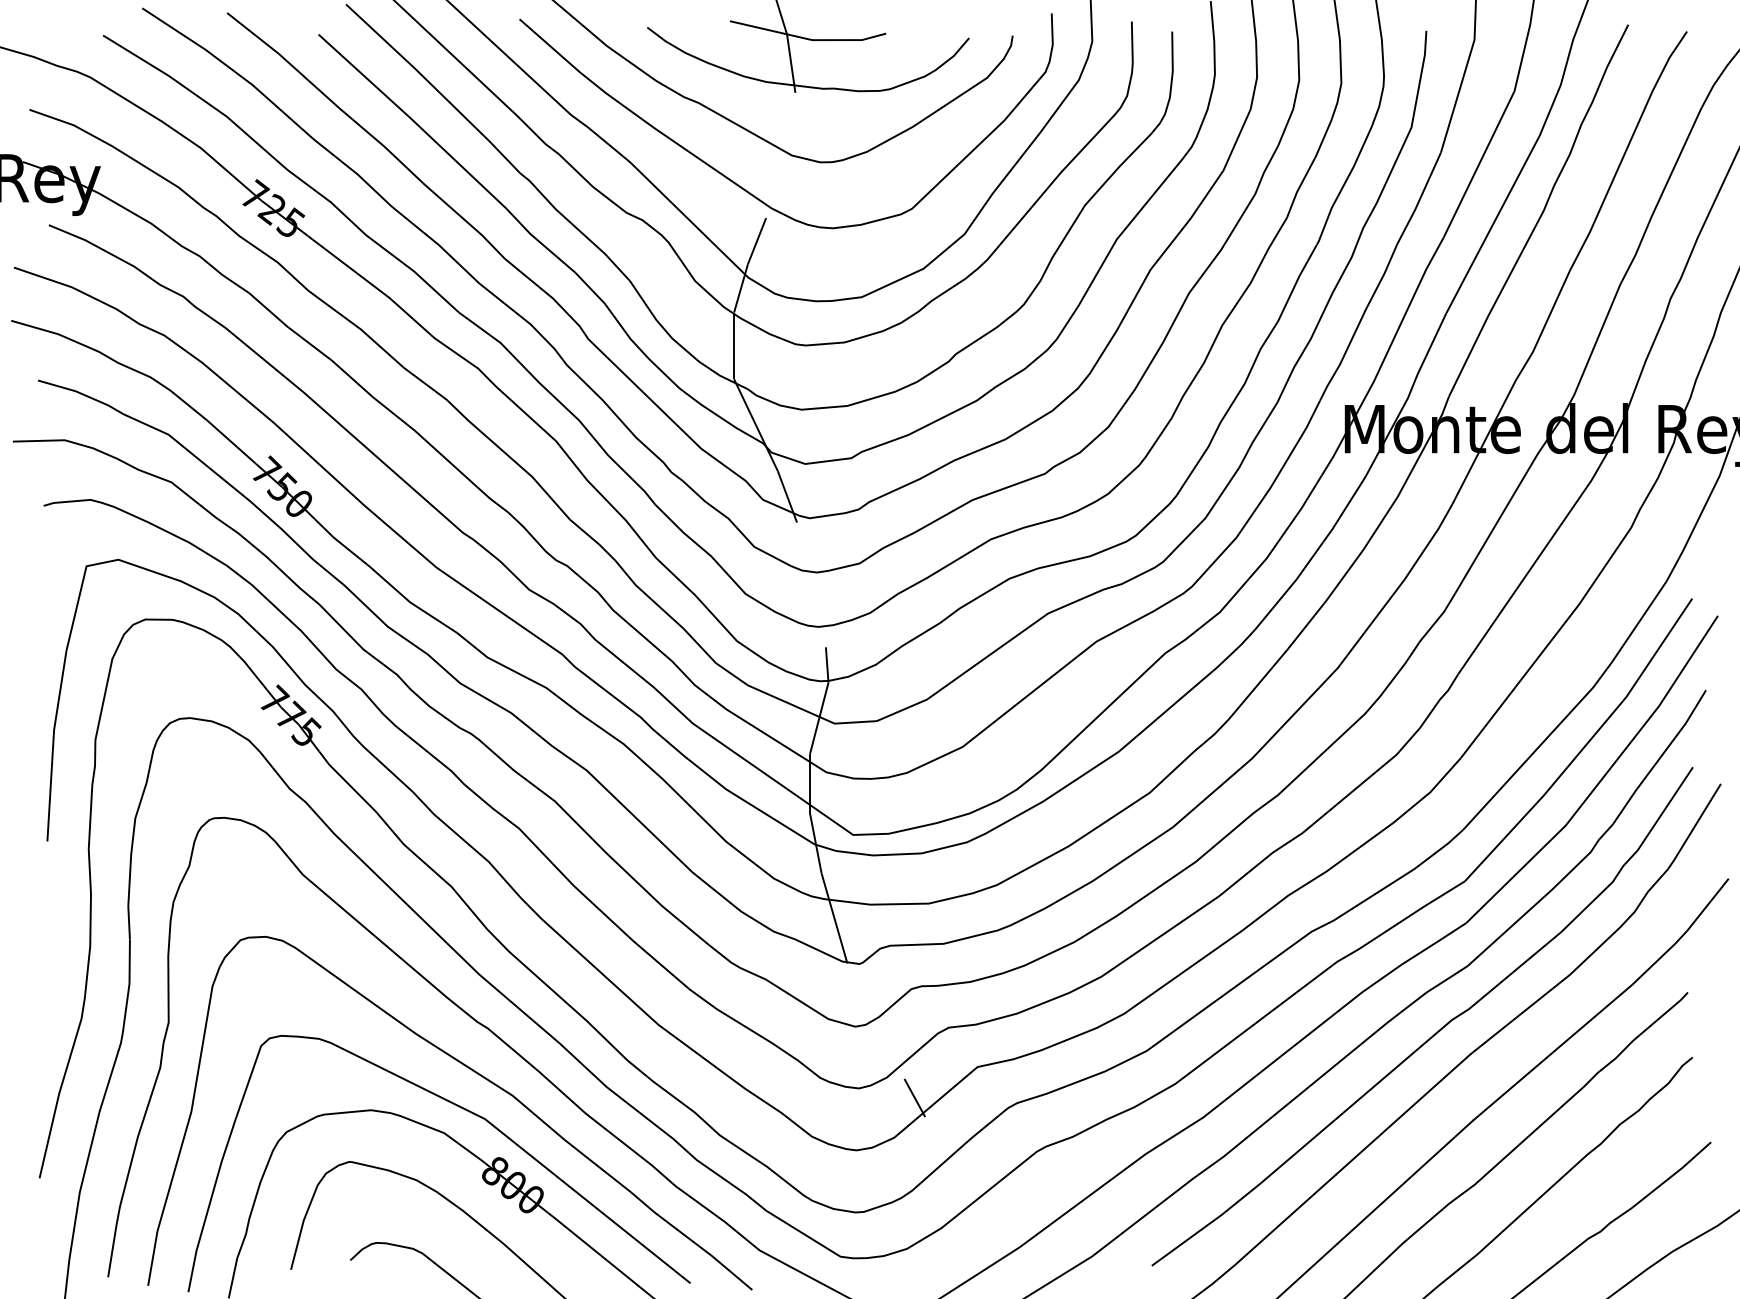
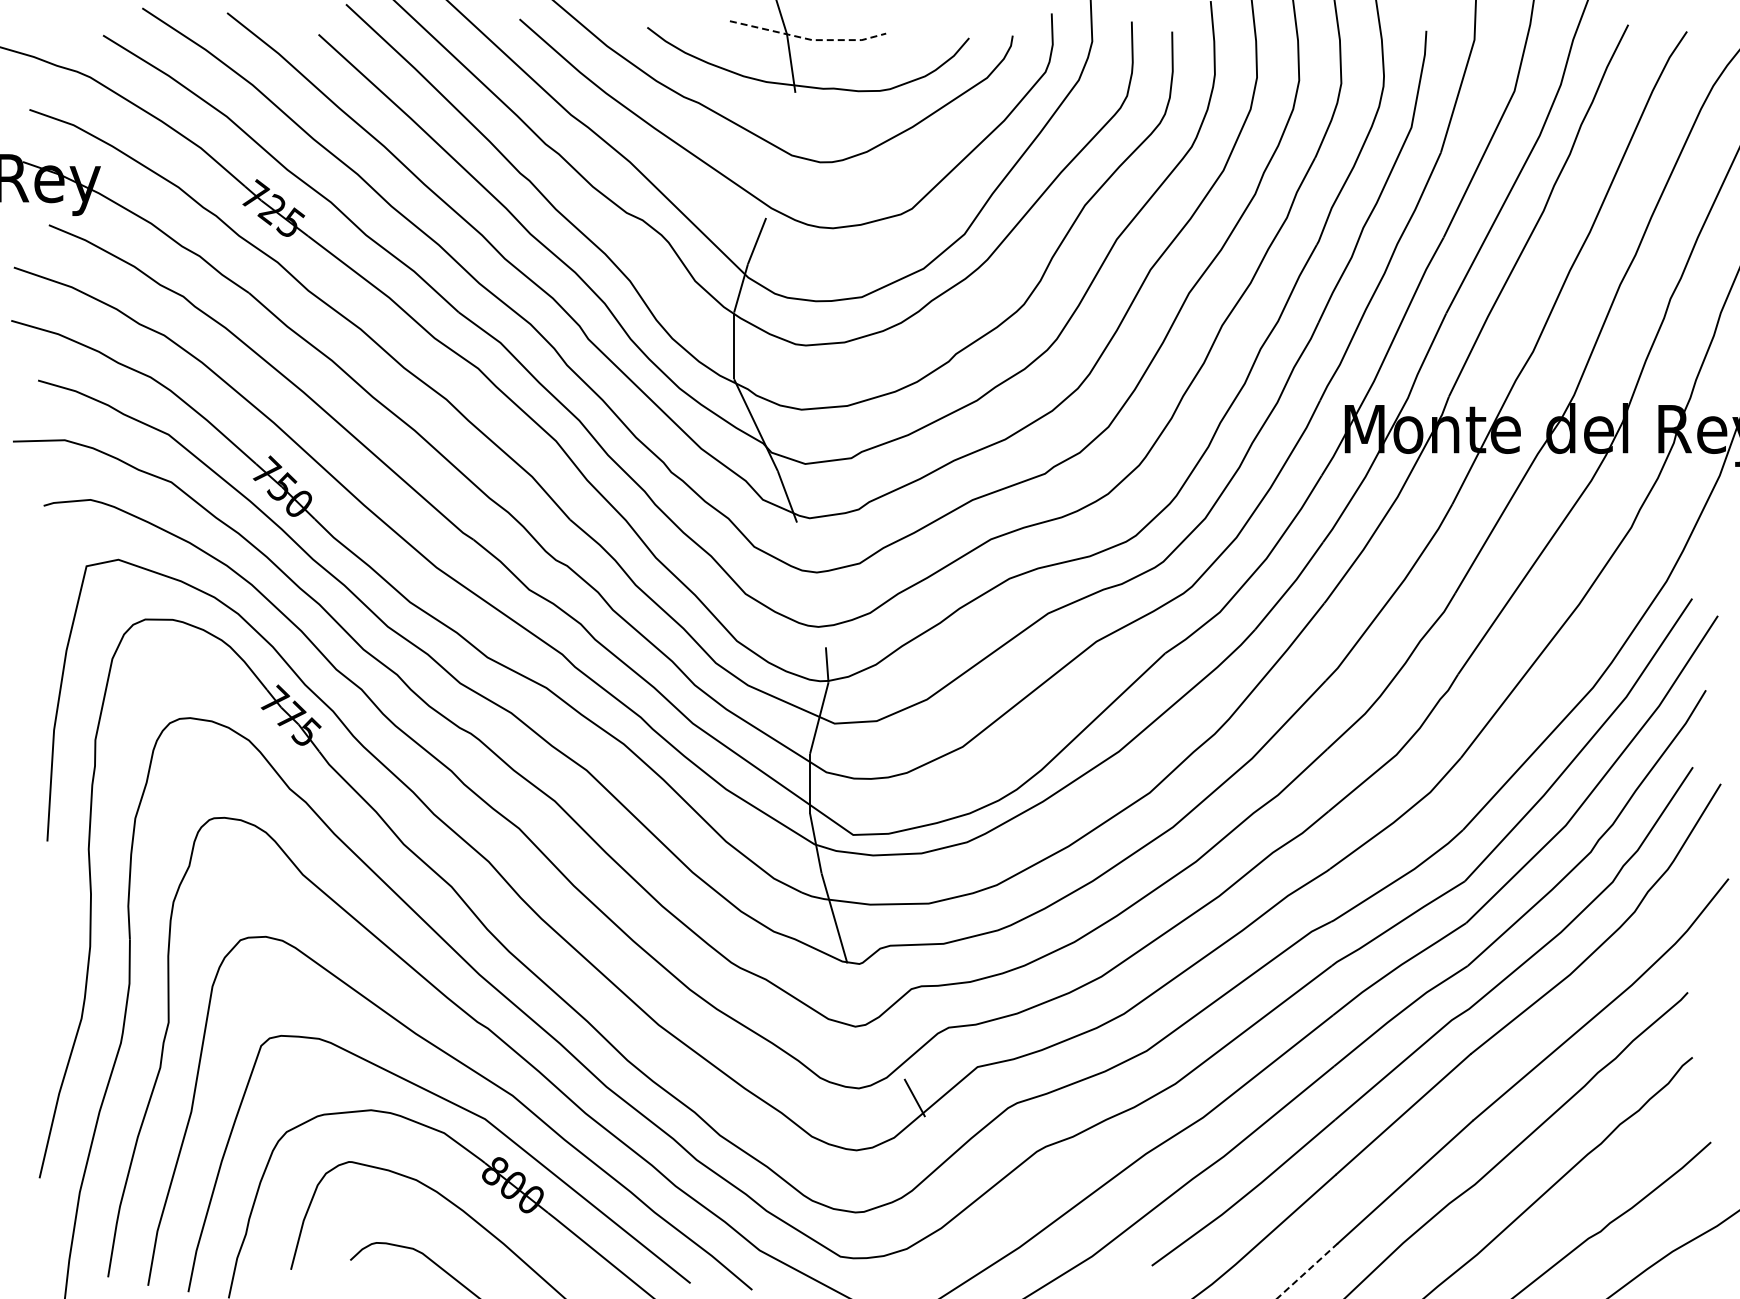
line: solid -> dashed (809, 39)
line: solid -> dashed (1307, 1270)
